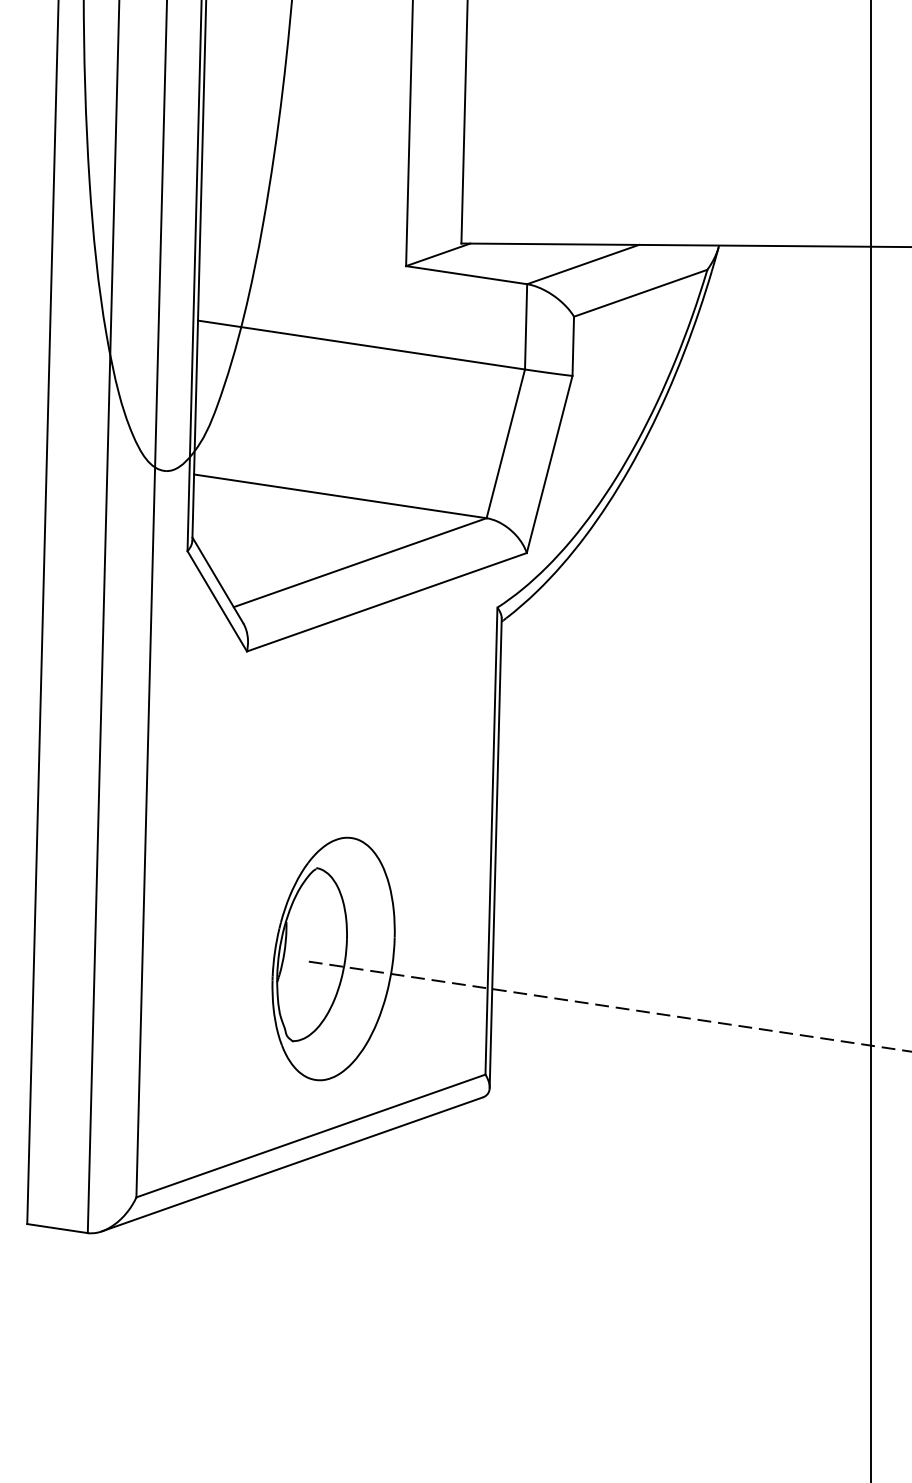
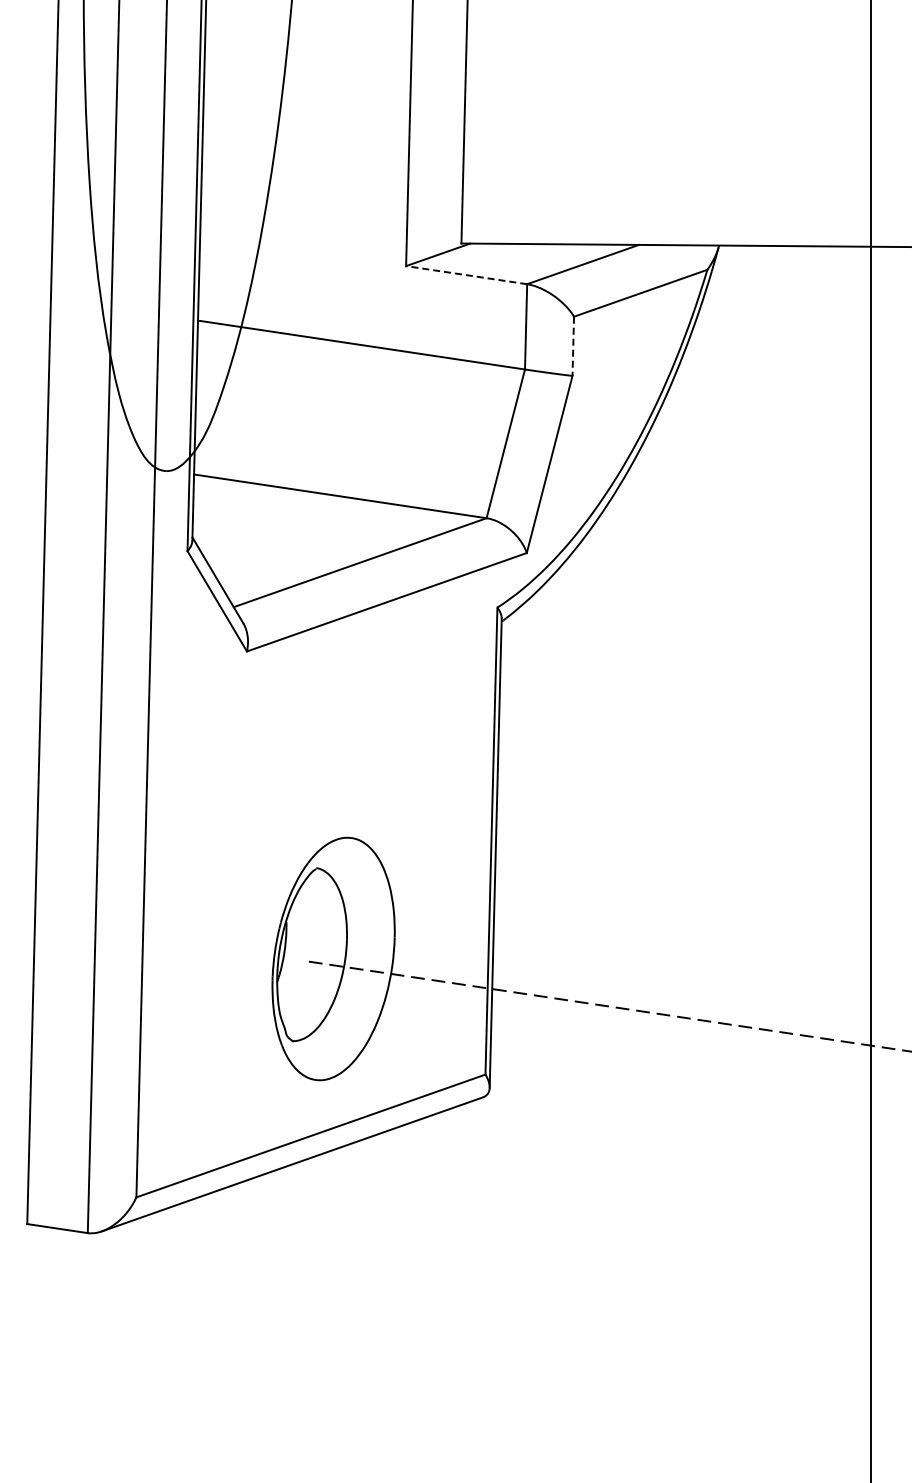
line: solid -> dashed (466, 275)
line: solid -> dashed (573, 346)
